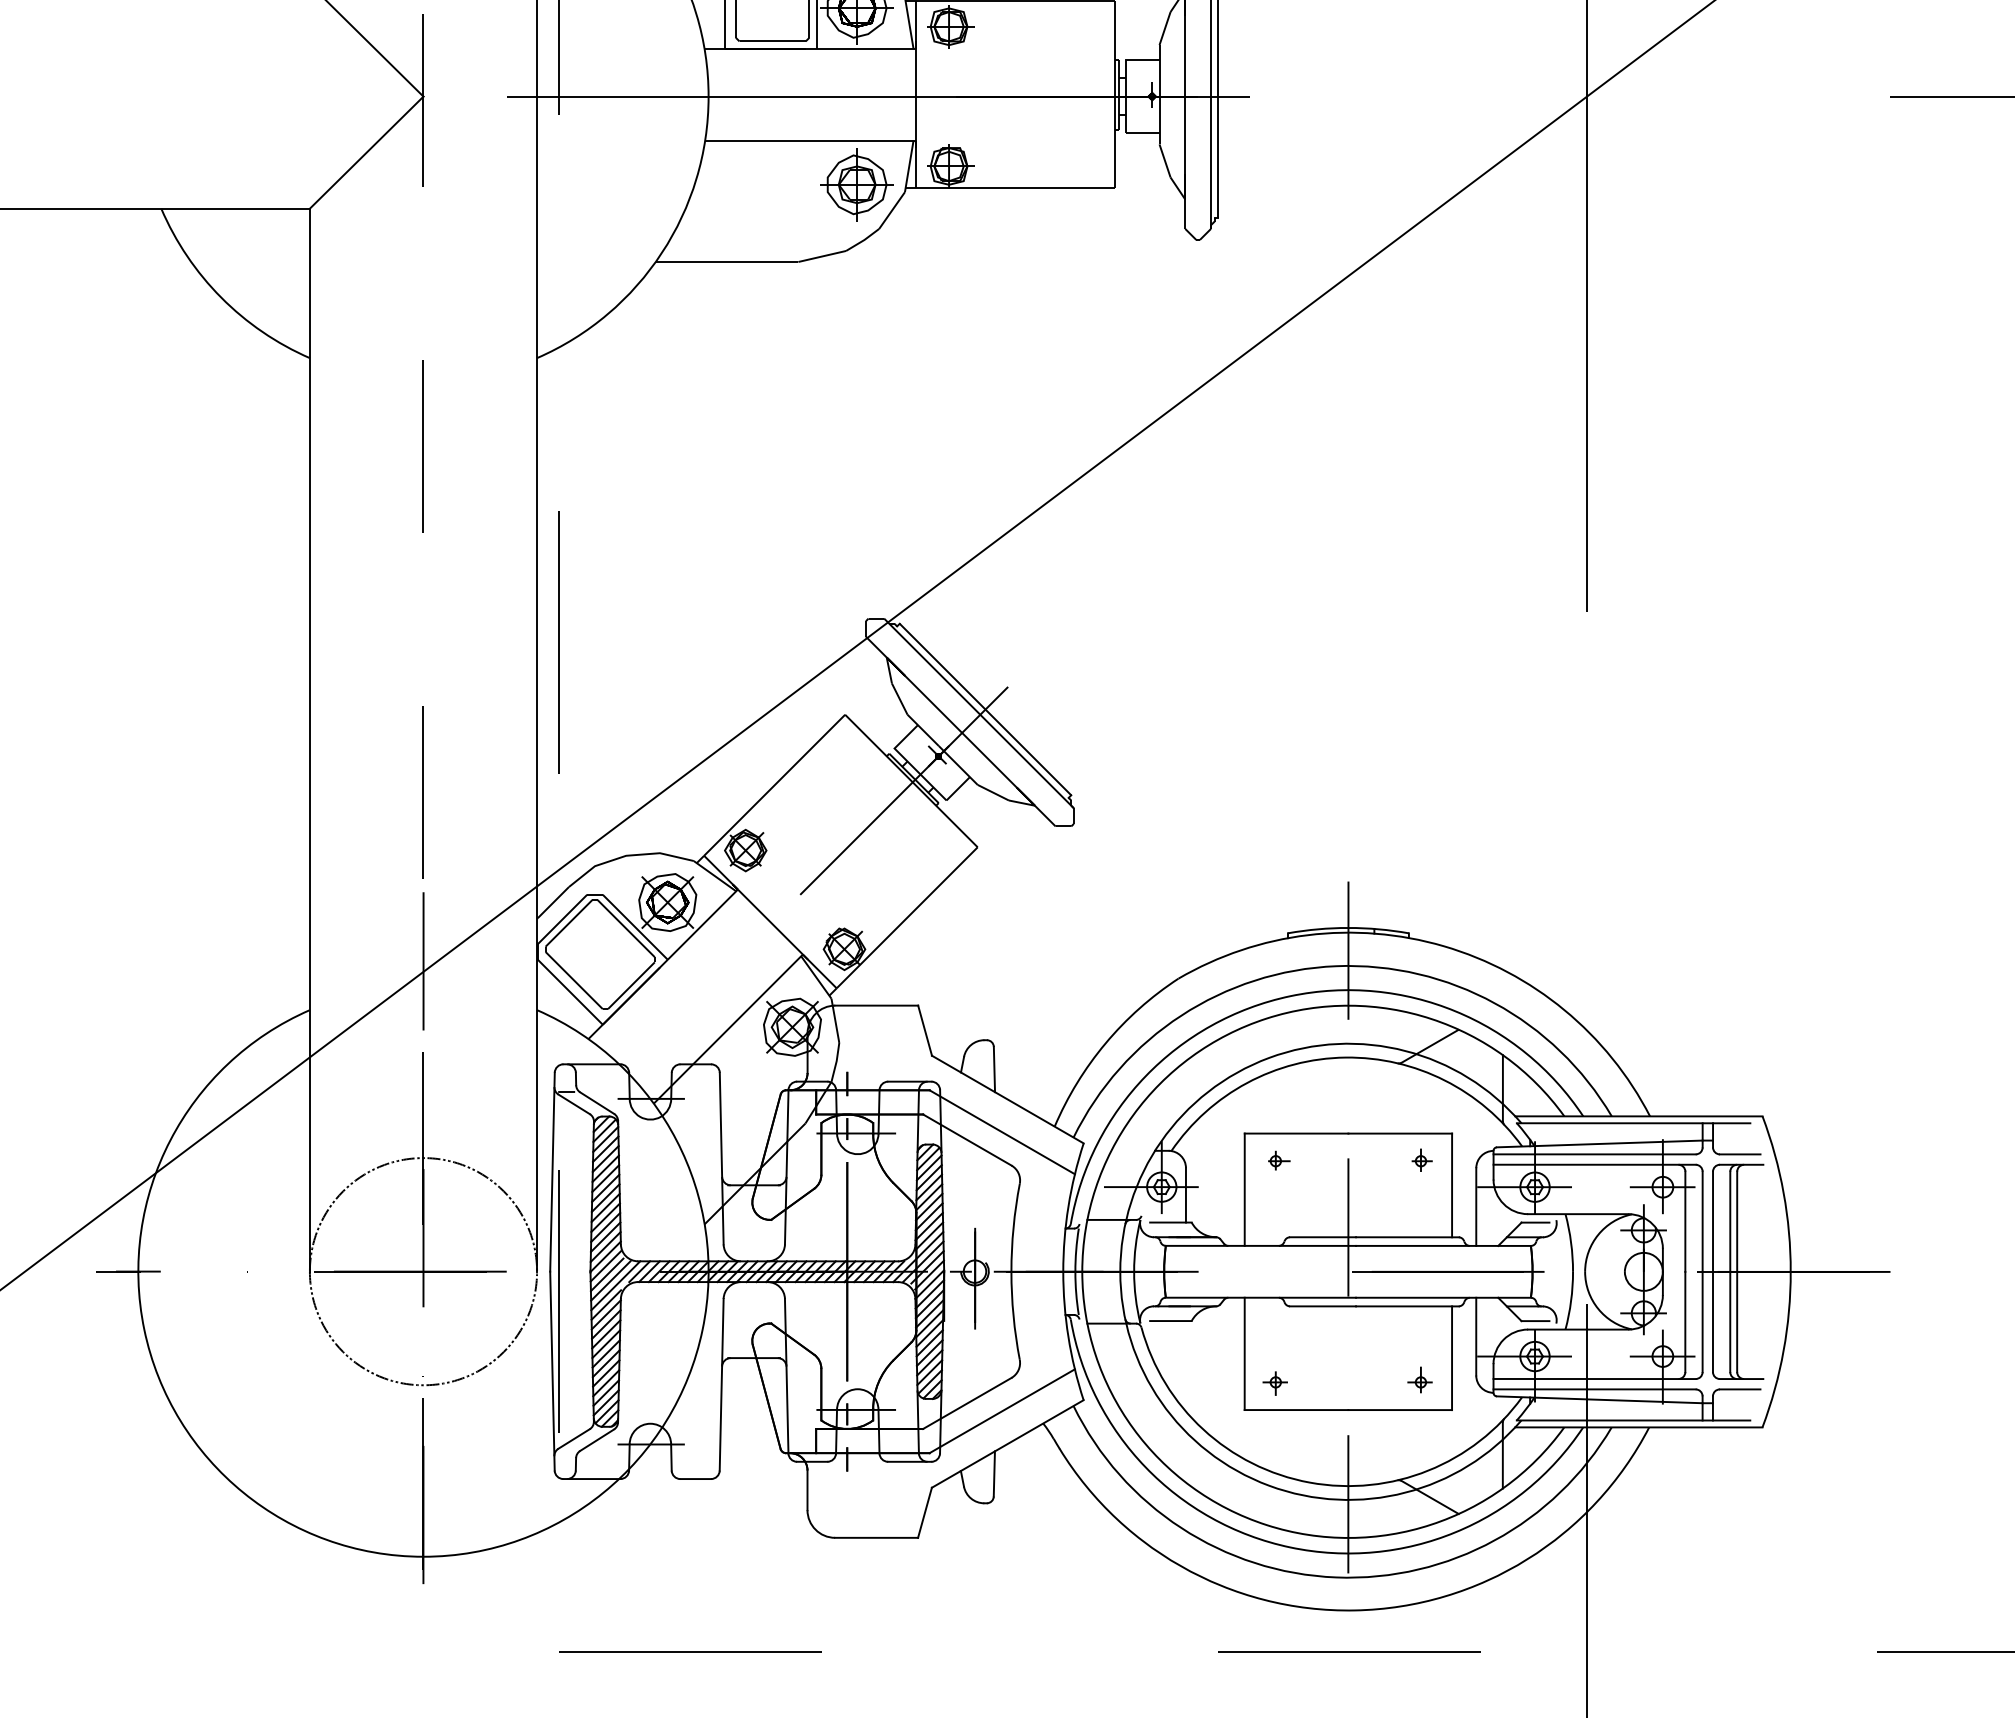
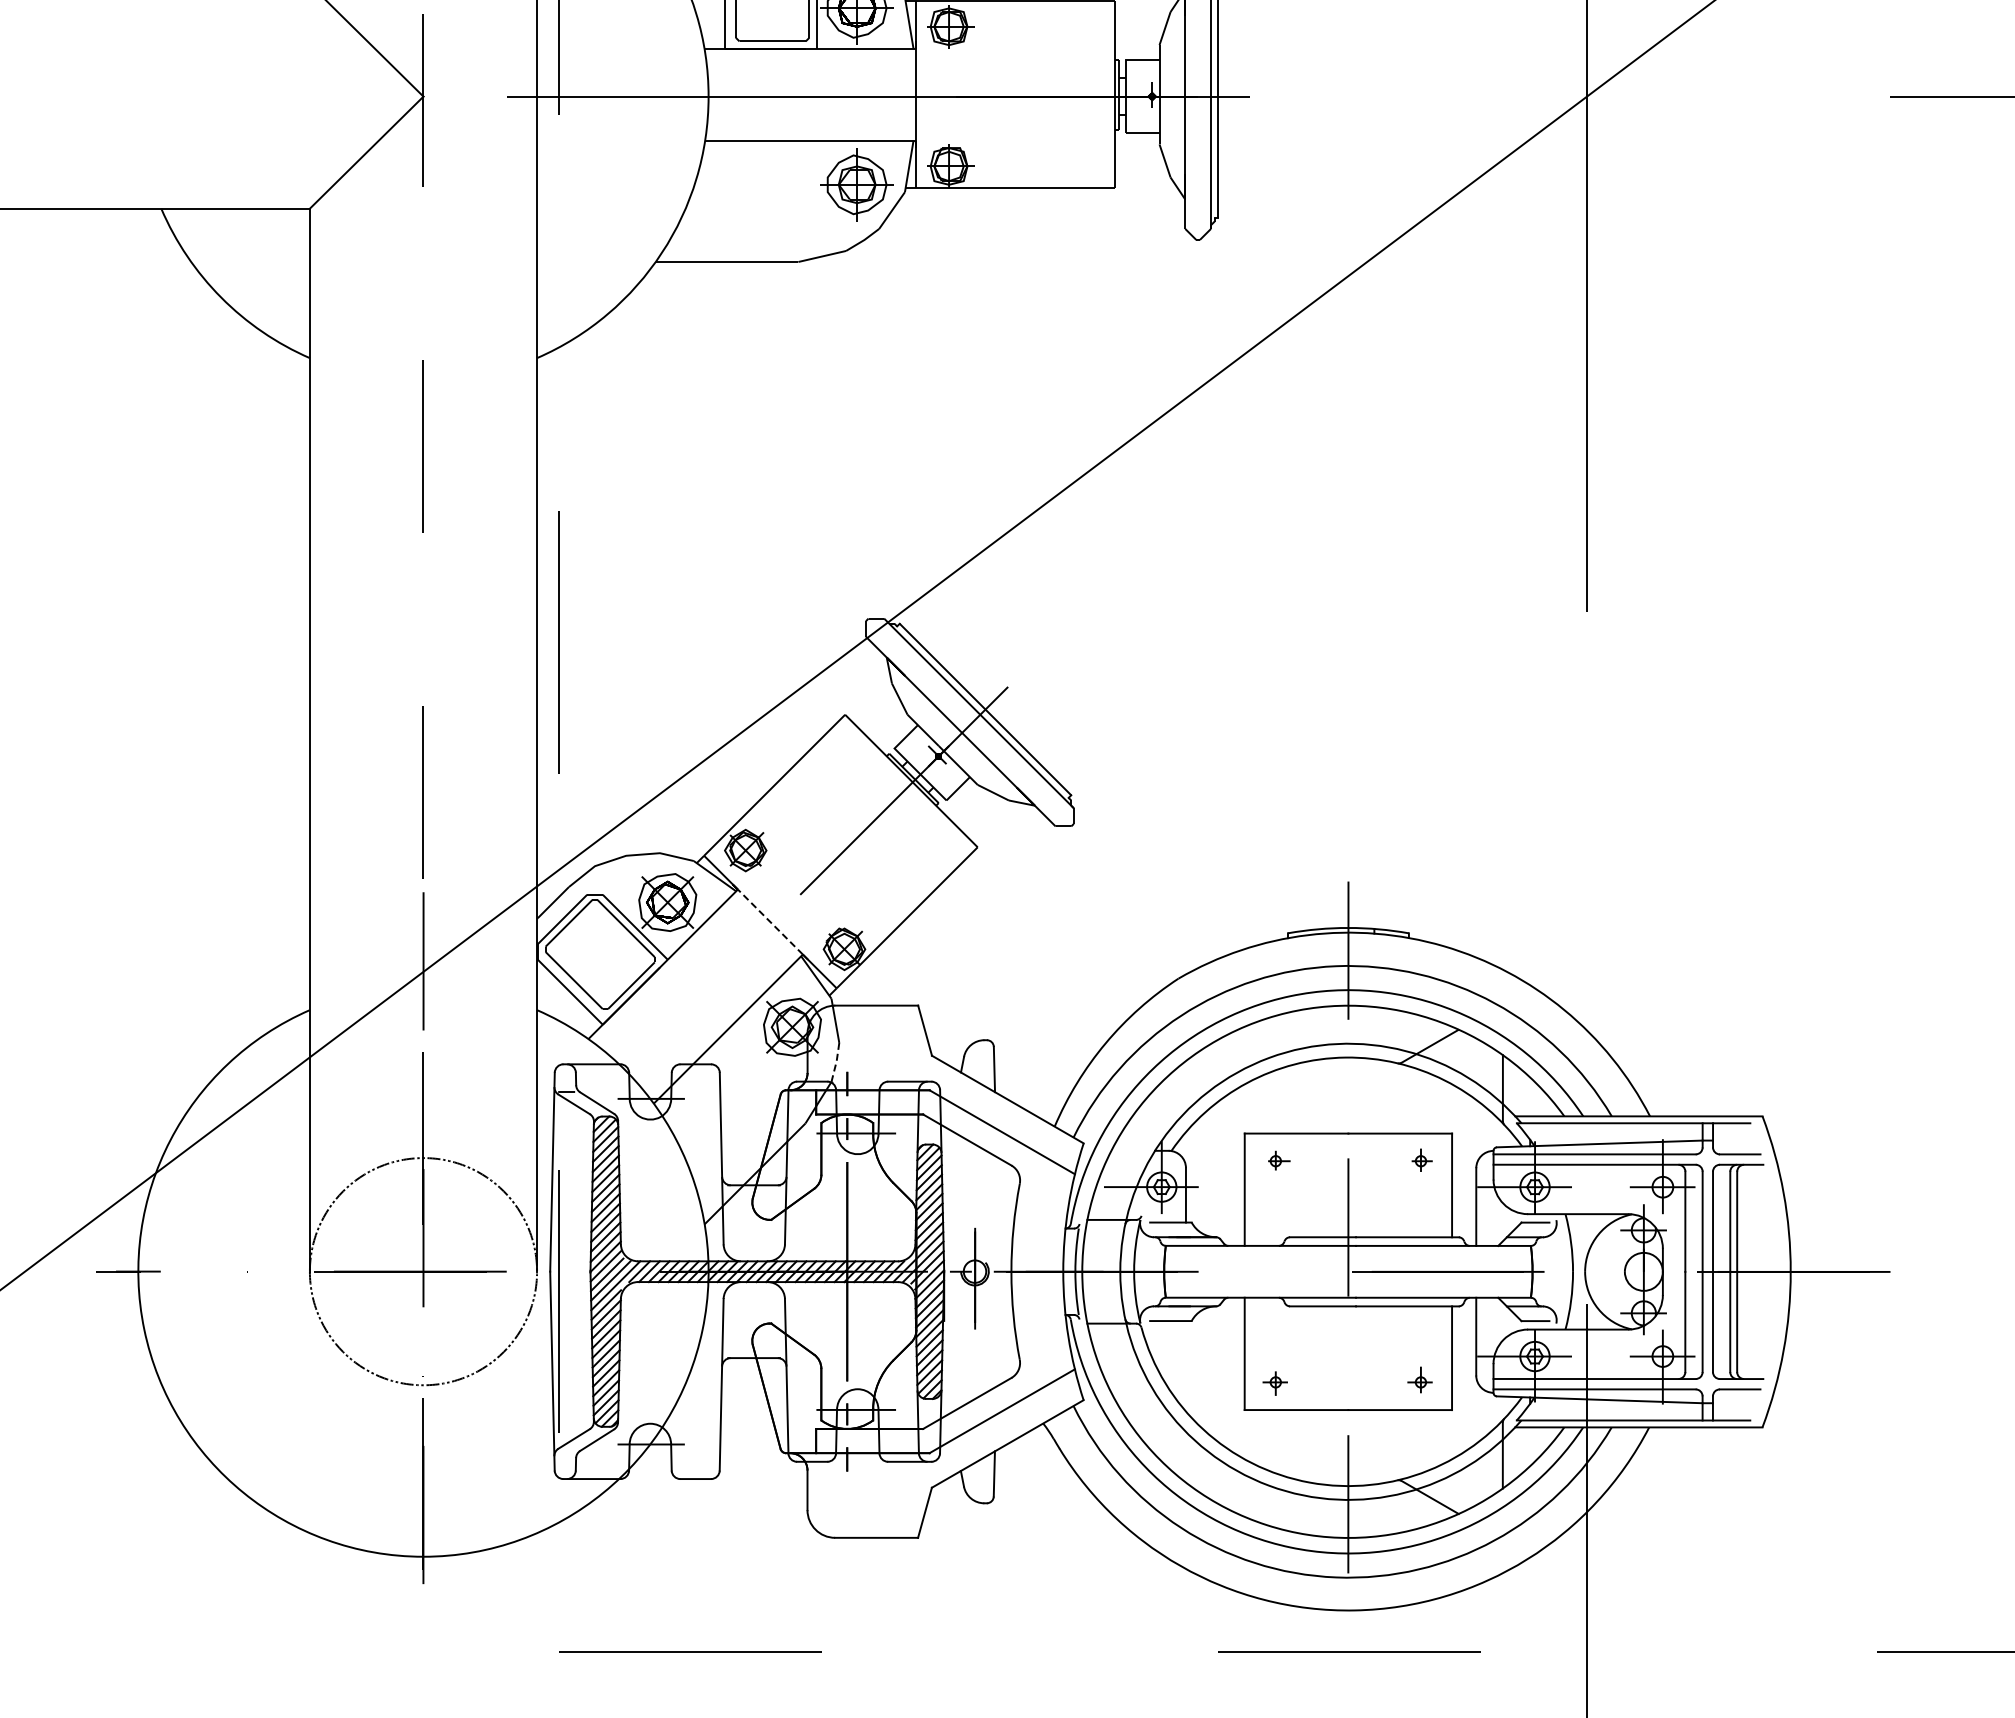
line: solid -> dashed (770, 922)
line: solid -> dashed (836, 1063)
